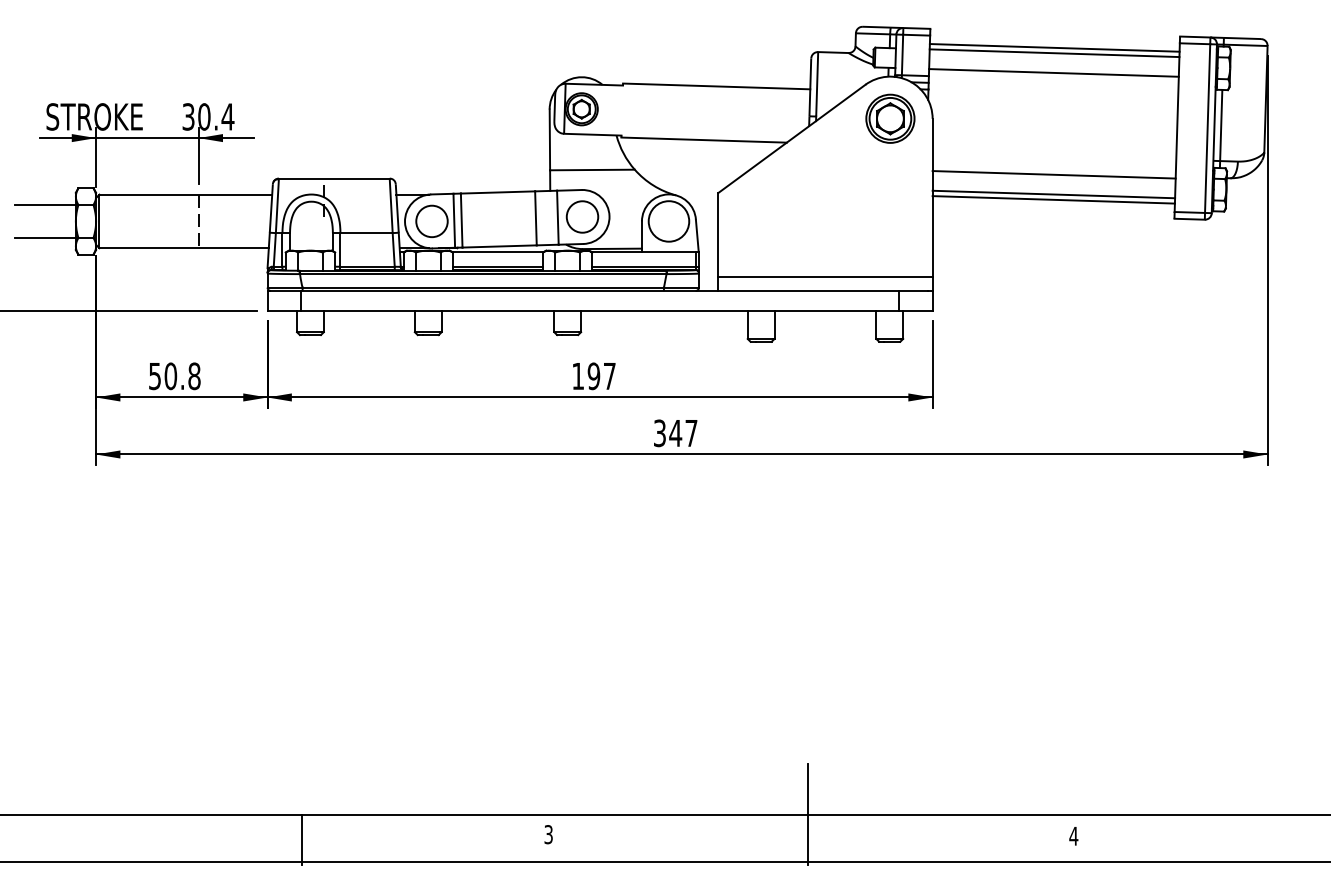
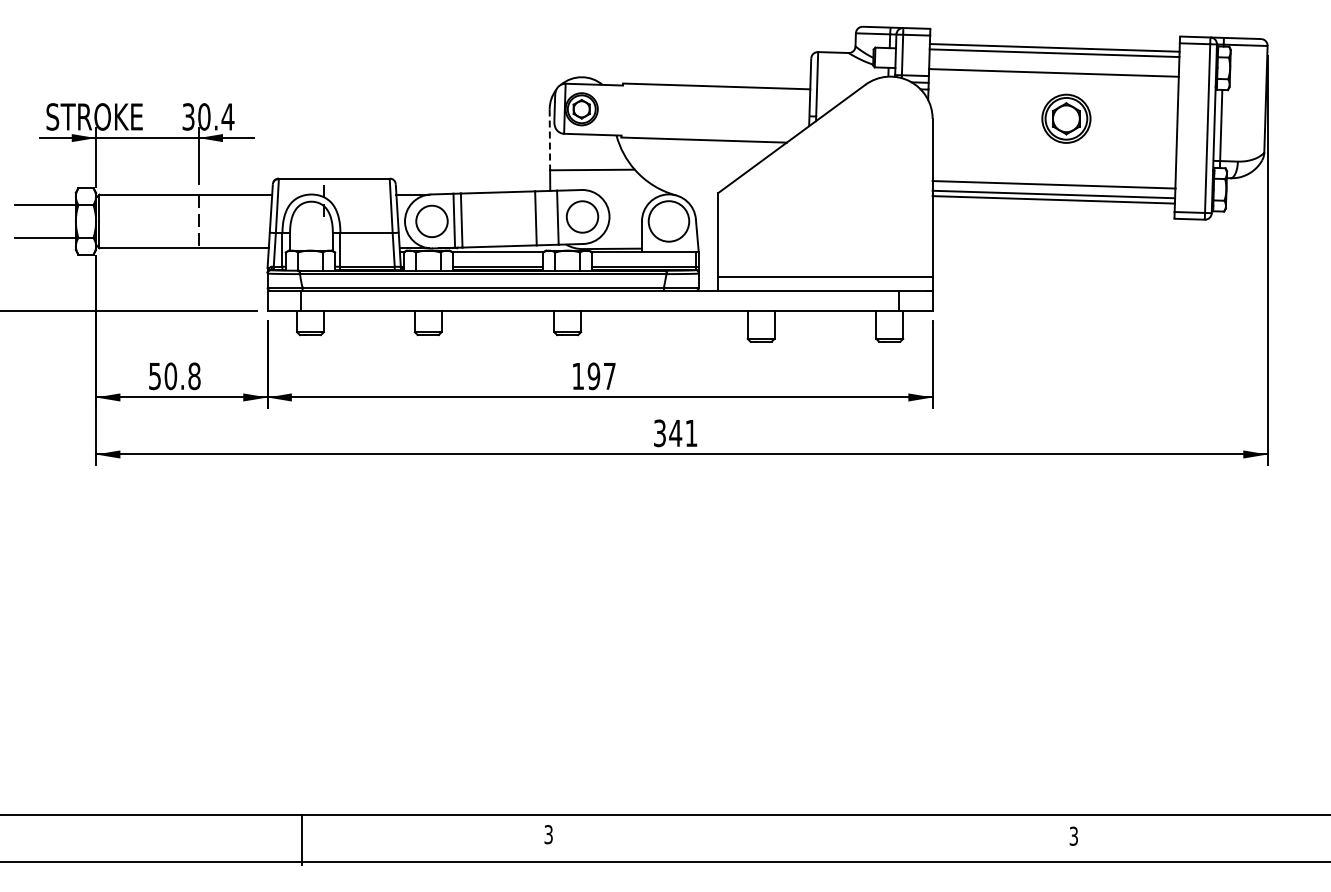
part position: (890, 118) -> (1066, 118) (1066, 118)
line: solid -> dashed (549, 140)
line position: (1053, 174) -> (1053, 184) (1053, 184)
text: 347 -> 341 (691, 433)
line: present -> none (808, 814)
text: 4 -> 3 (1073, 835)
